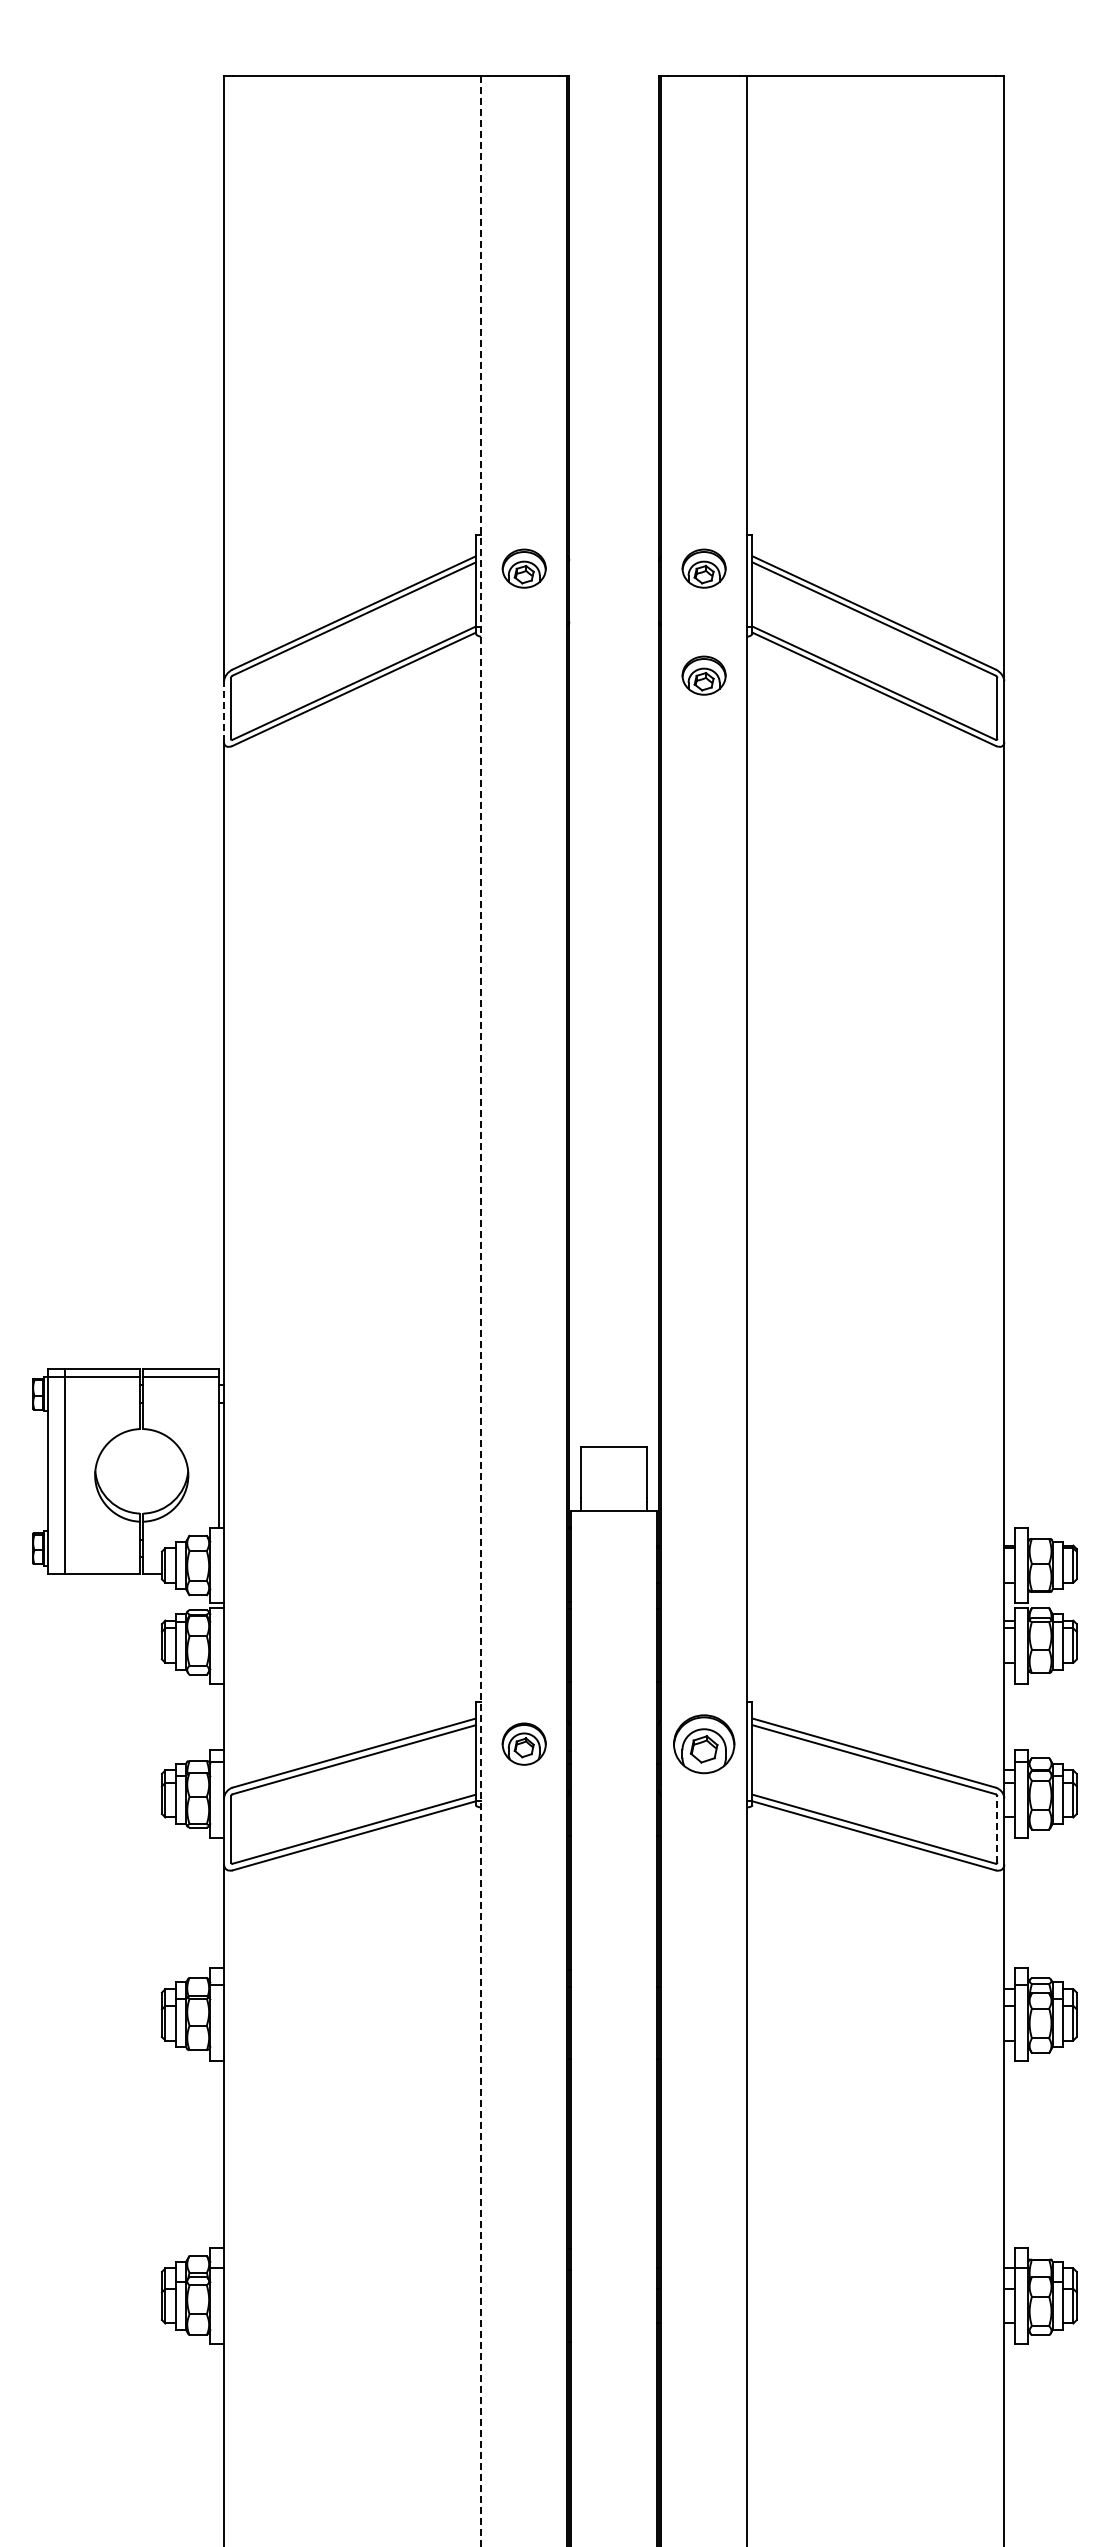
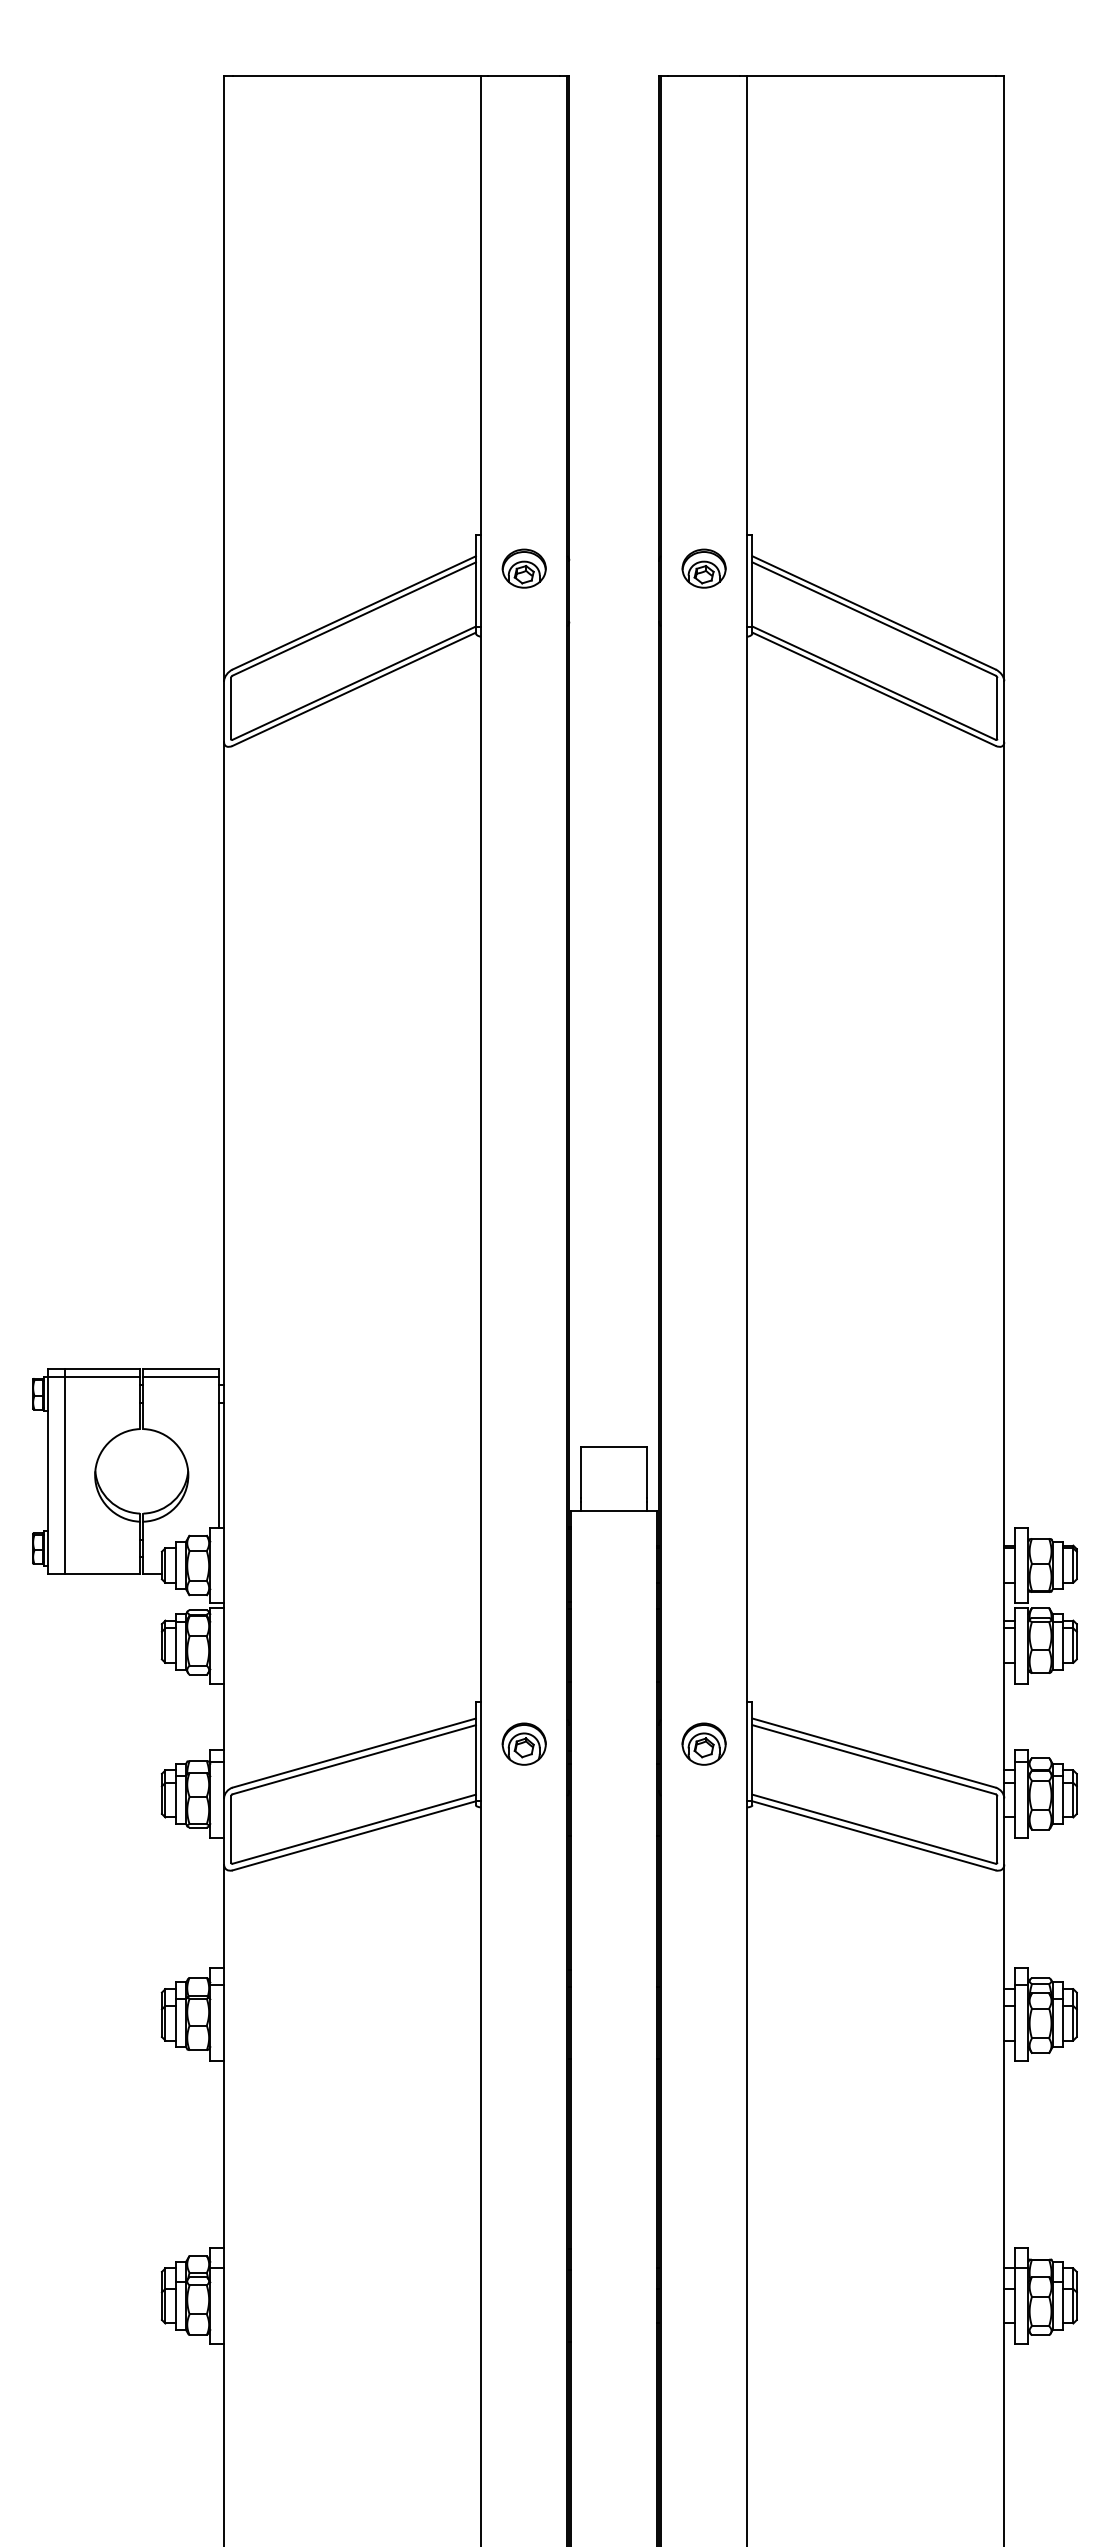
part: present -> none (703, 675)
line: dashed -> solid (224, 711)
line: dashed -> solid (481, 1311)
part size: 63x61 px -> 46x44 px (703, 1743)
line: dashed -> solid (997, 1828)
